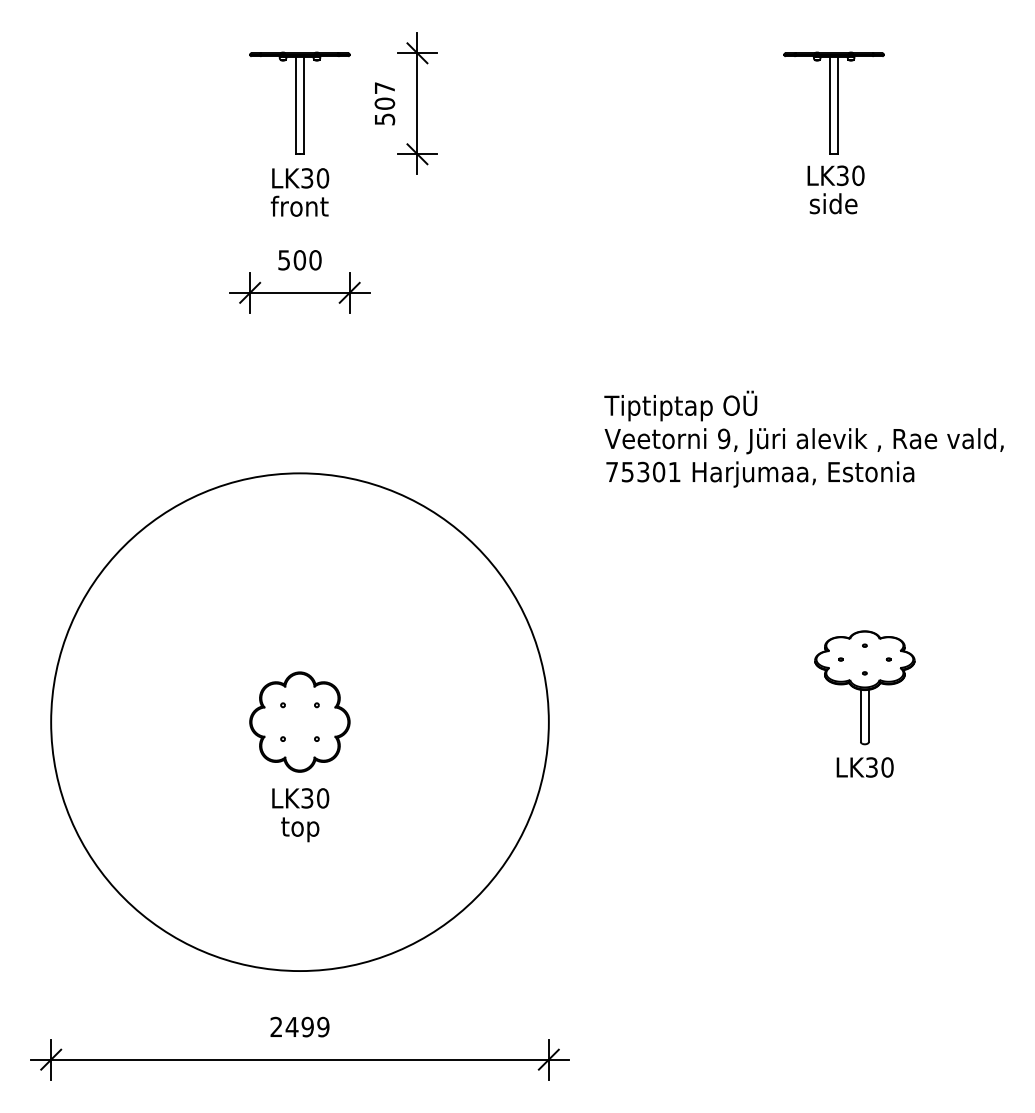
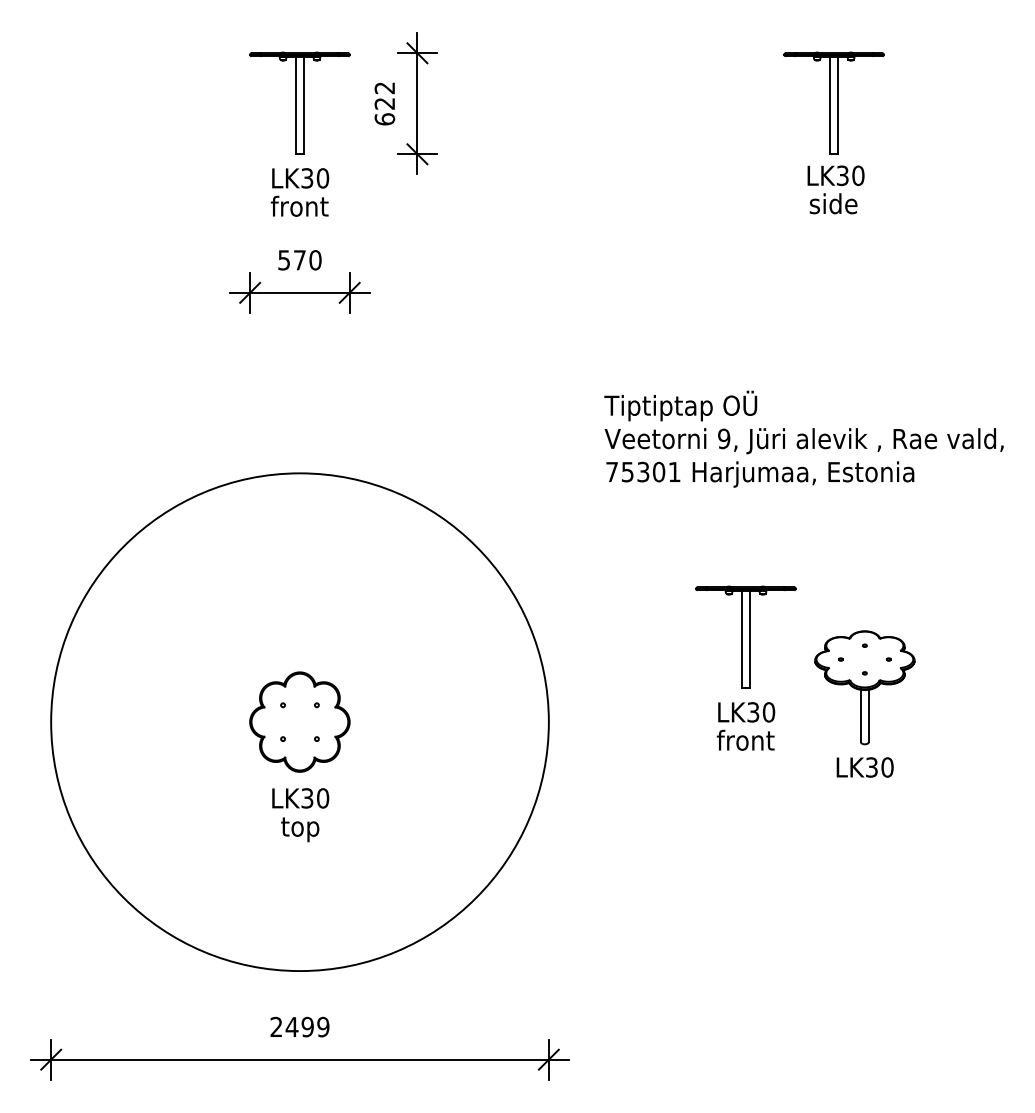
text: 507 -> 622 (384, 103)
text: 500 -> 570 (299, 260)
part: none -> present (745, 667)
